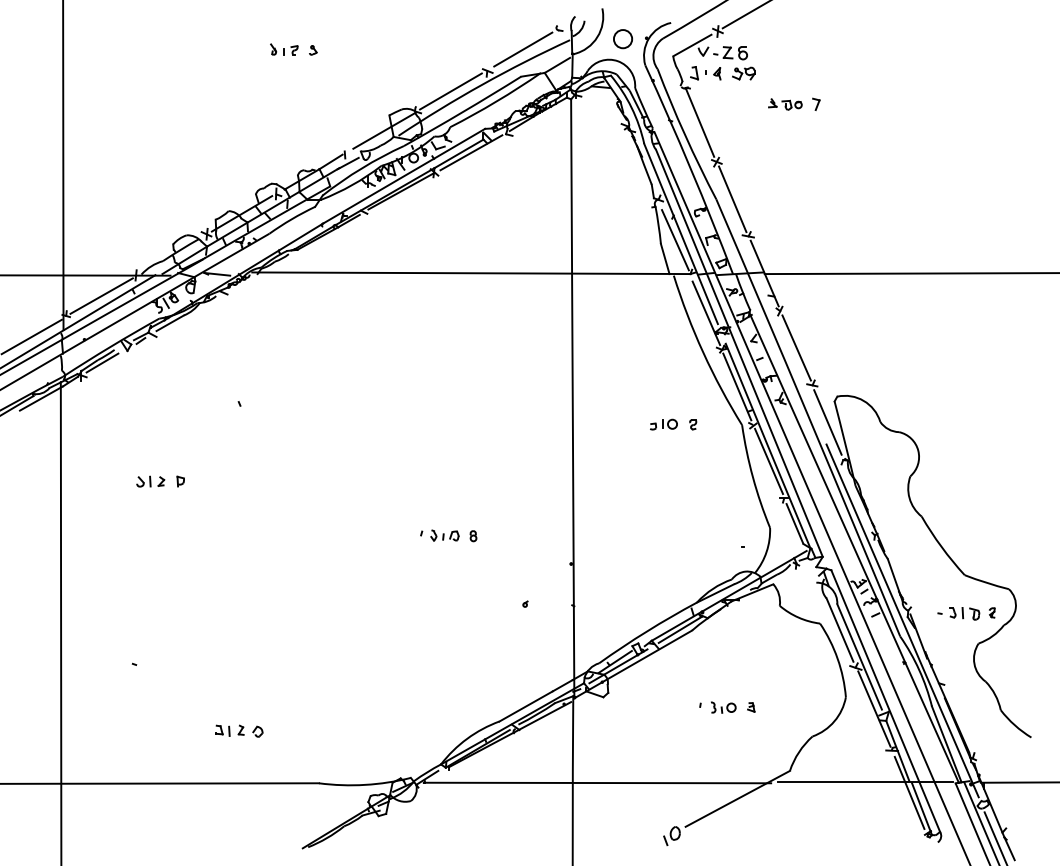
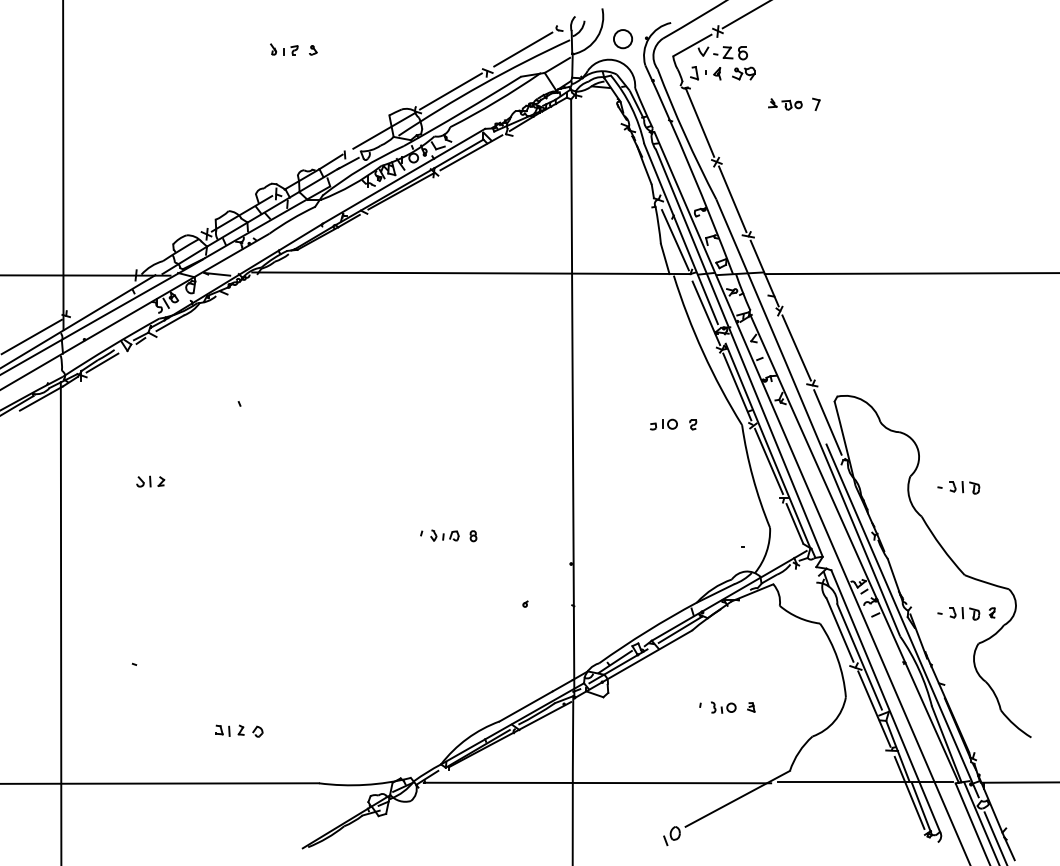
line: present -> none (101, 295)
part: present -> none (180, 481)
part: none -> present (958, 487)
